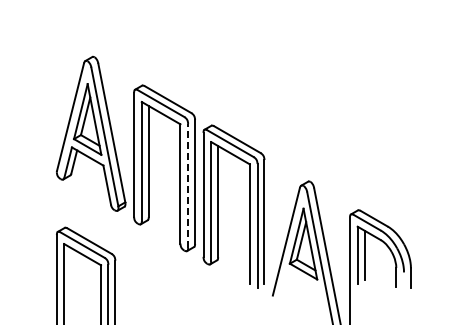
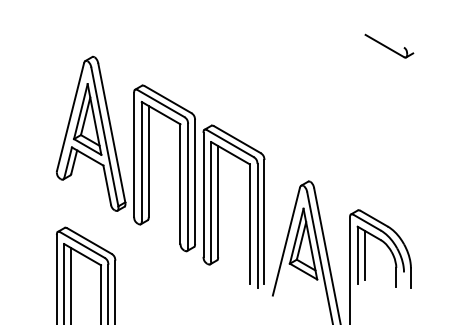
part: none -> present (389, 45)
line: dashed -> solid (188, 185)
line: none -> present (71, 284)
